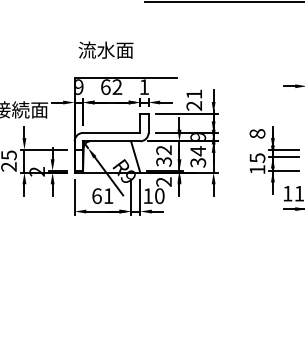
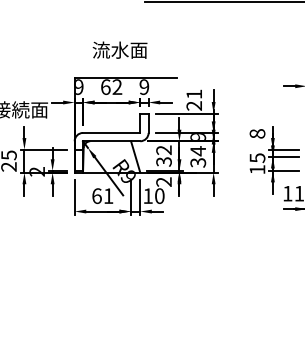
text position: (105, 49) -> (119, 49) (119, 49)
text: 1 -> 9 (144, 87)
